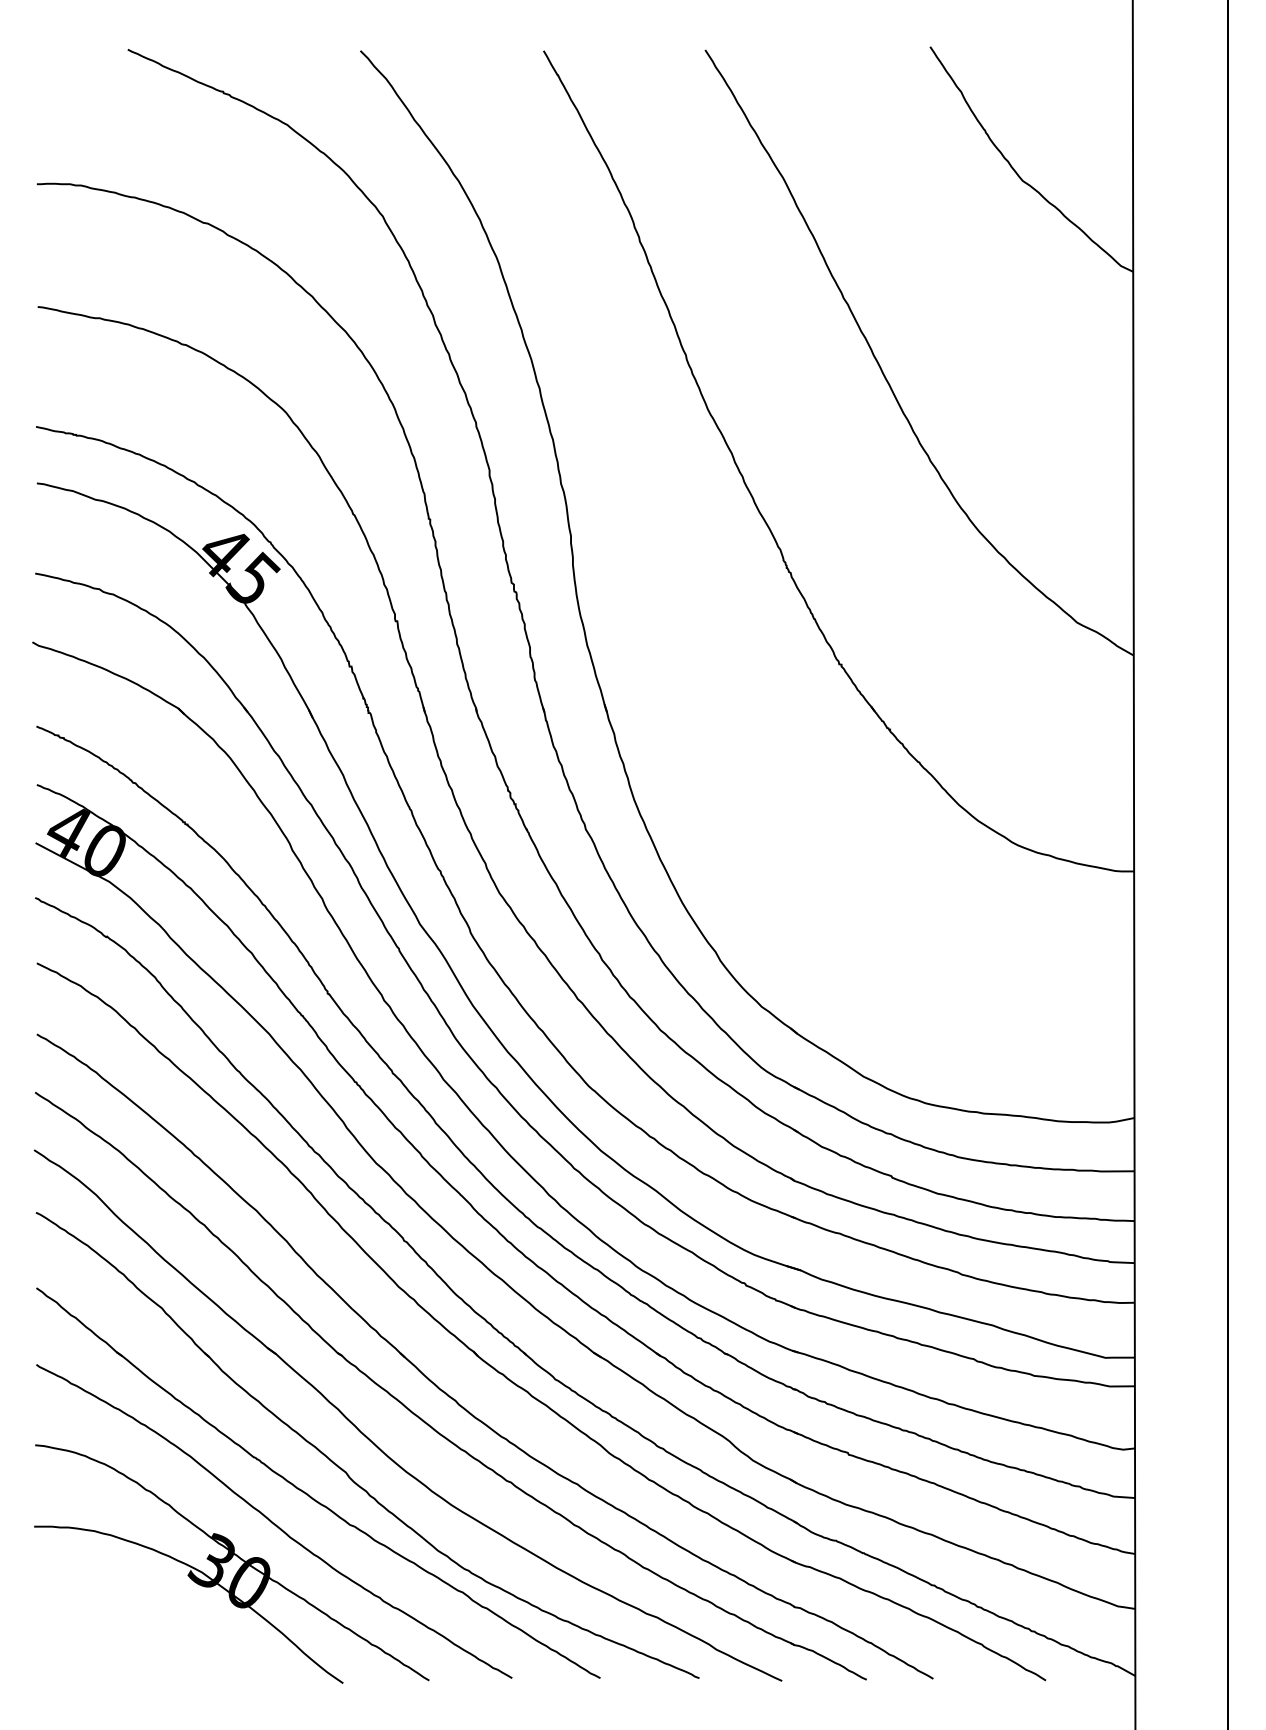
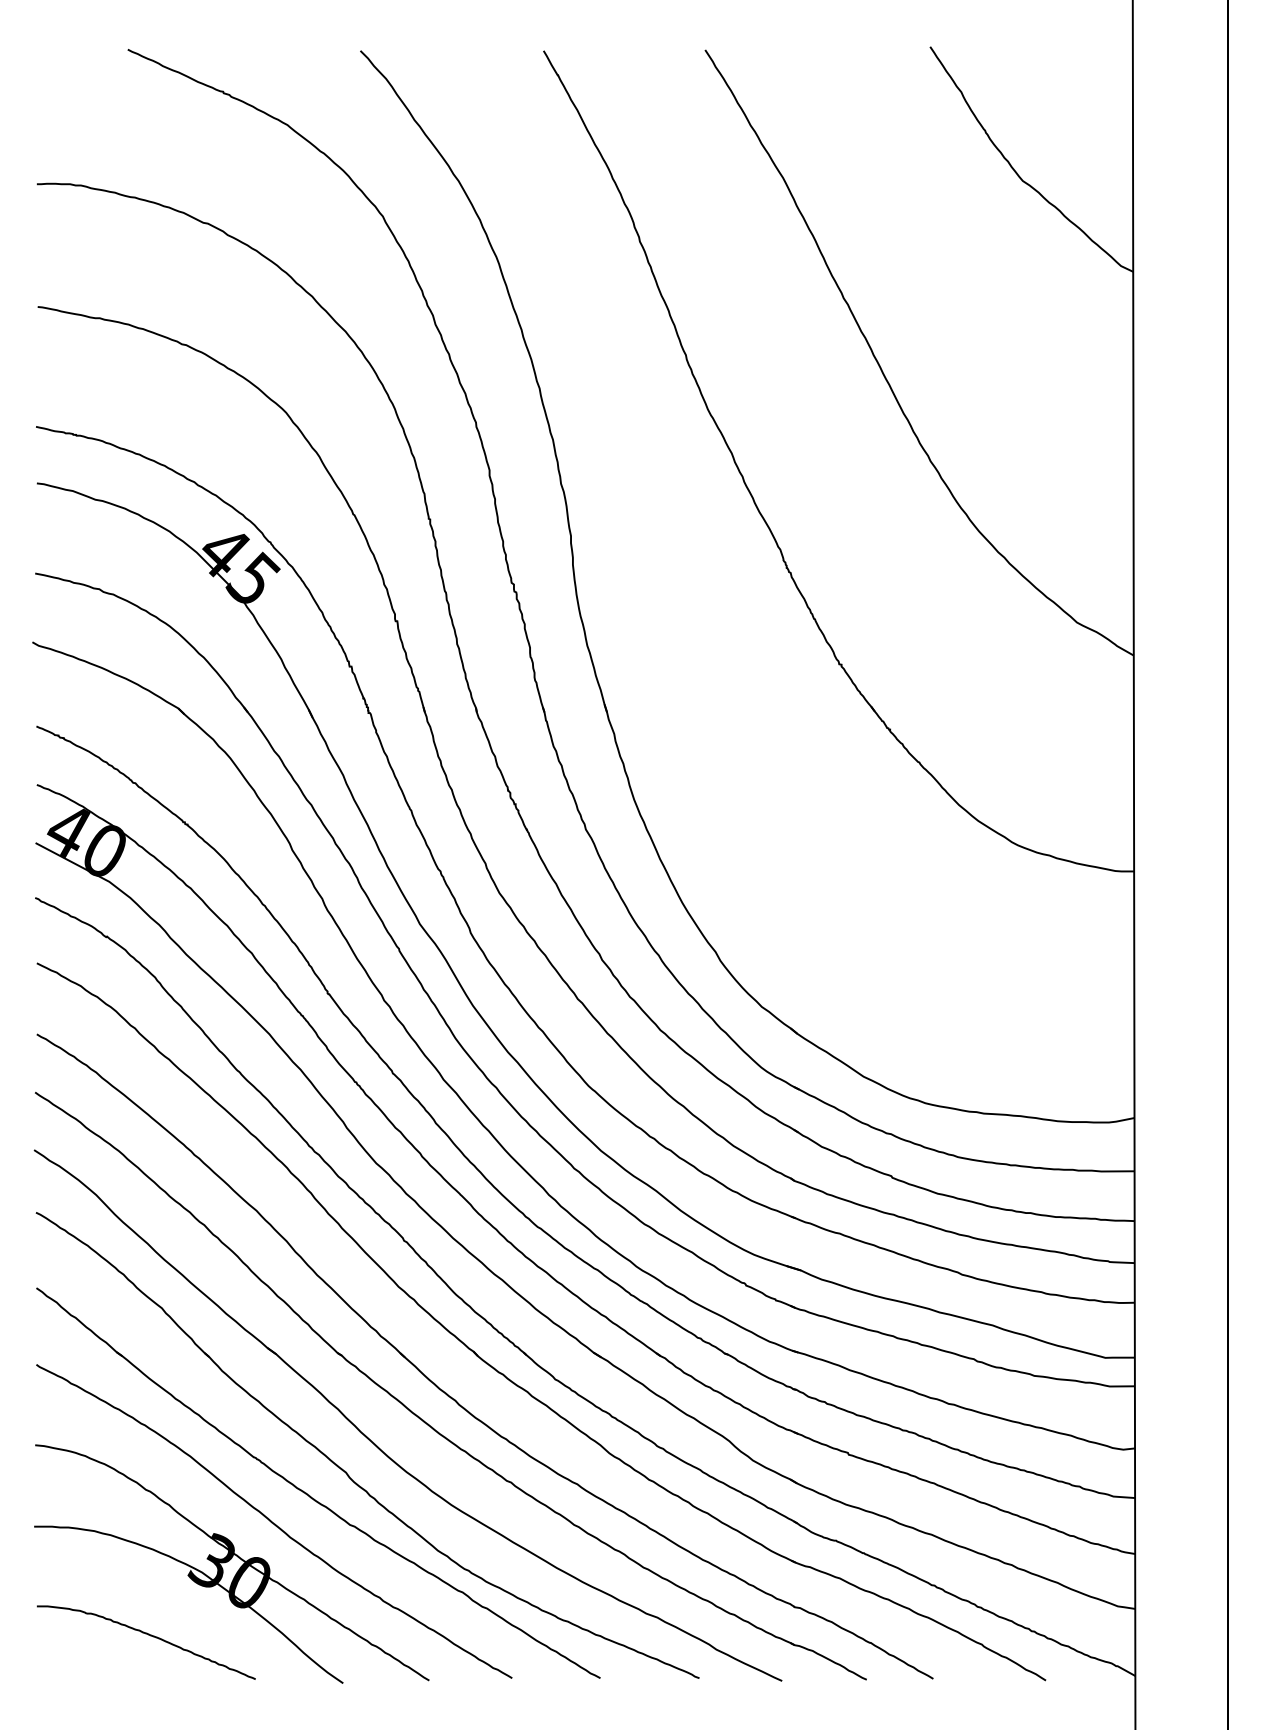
curve: none -> present (148, 1635)
